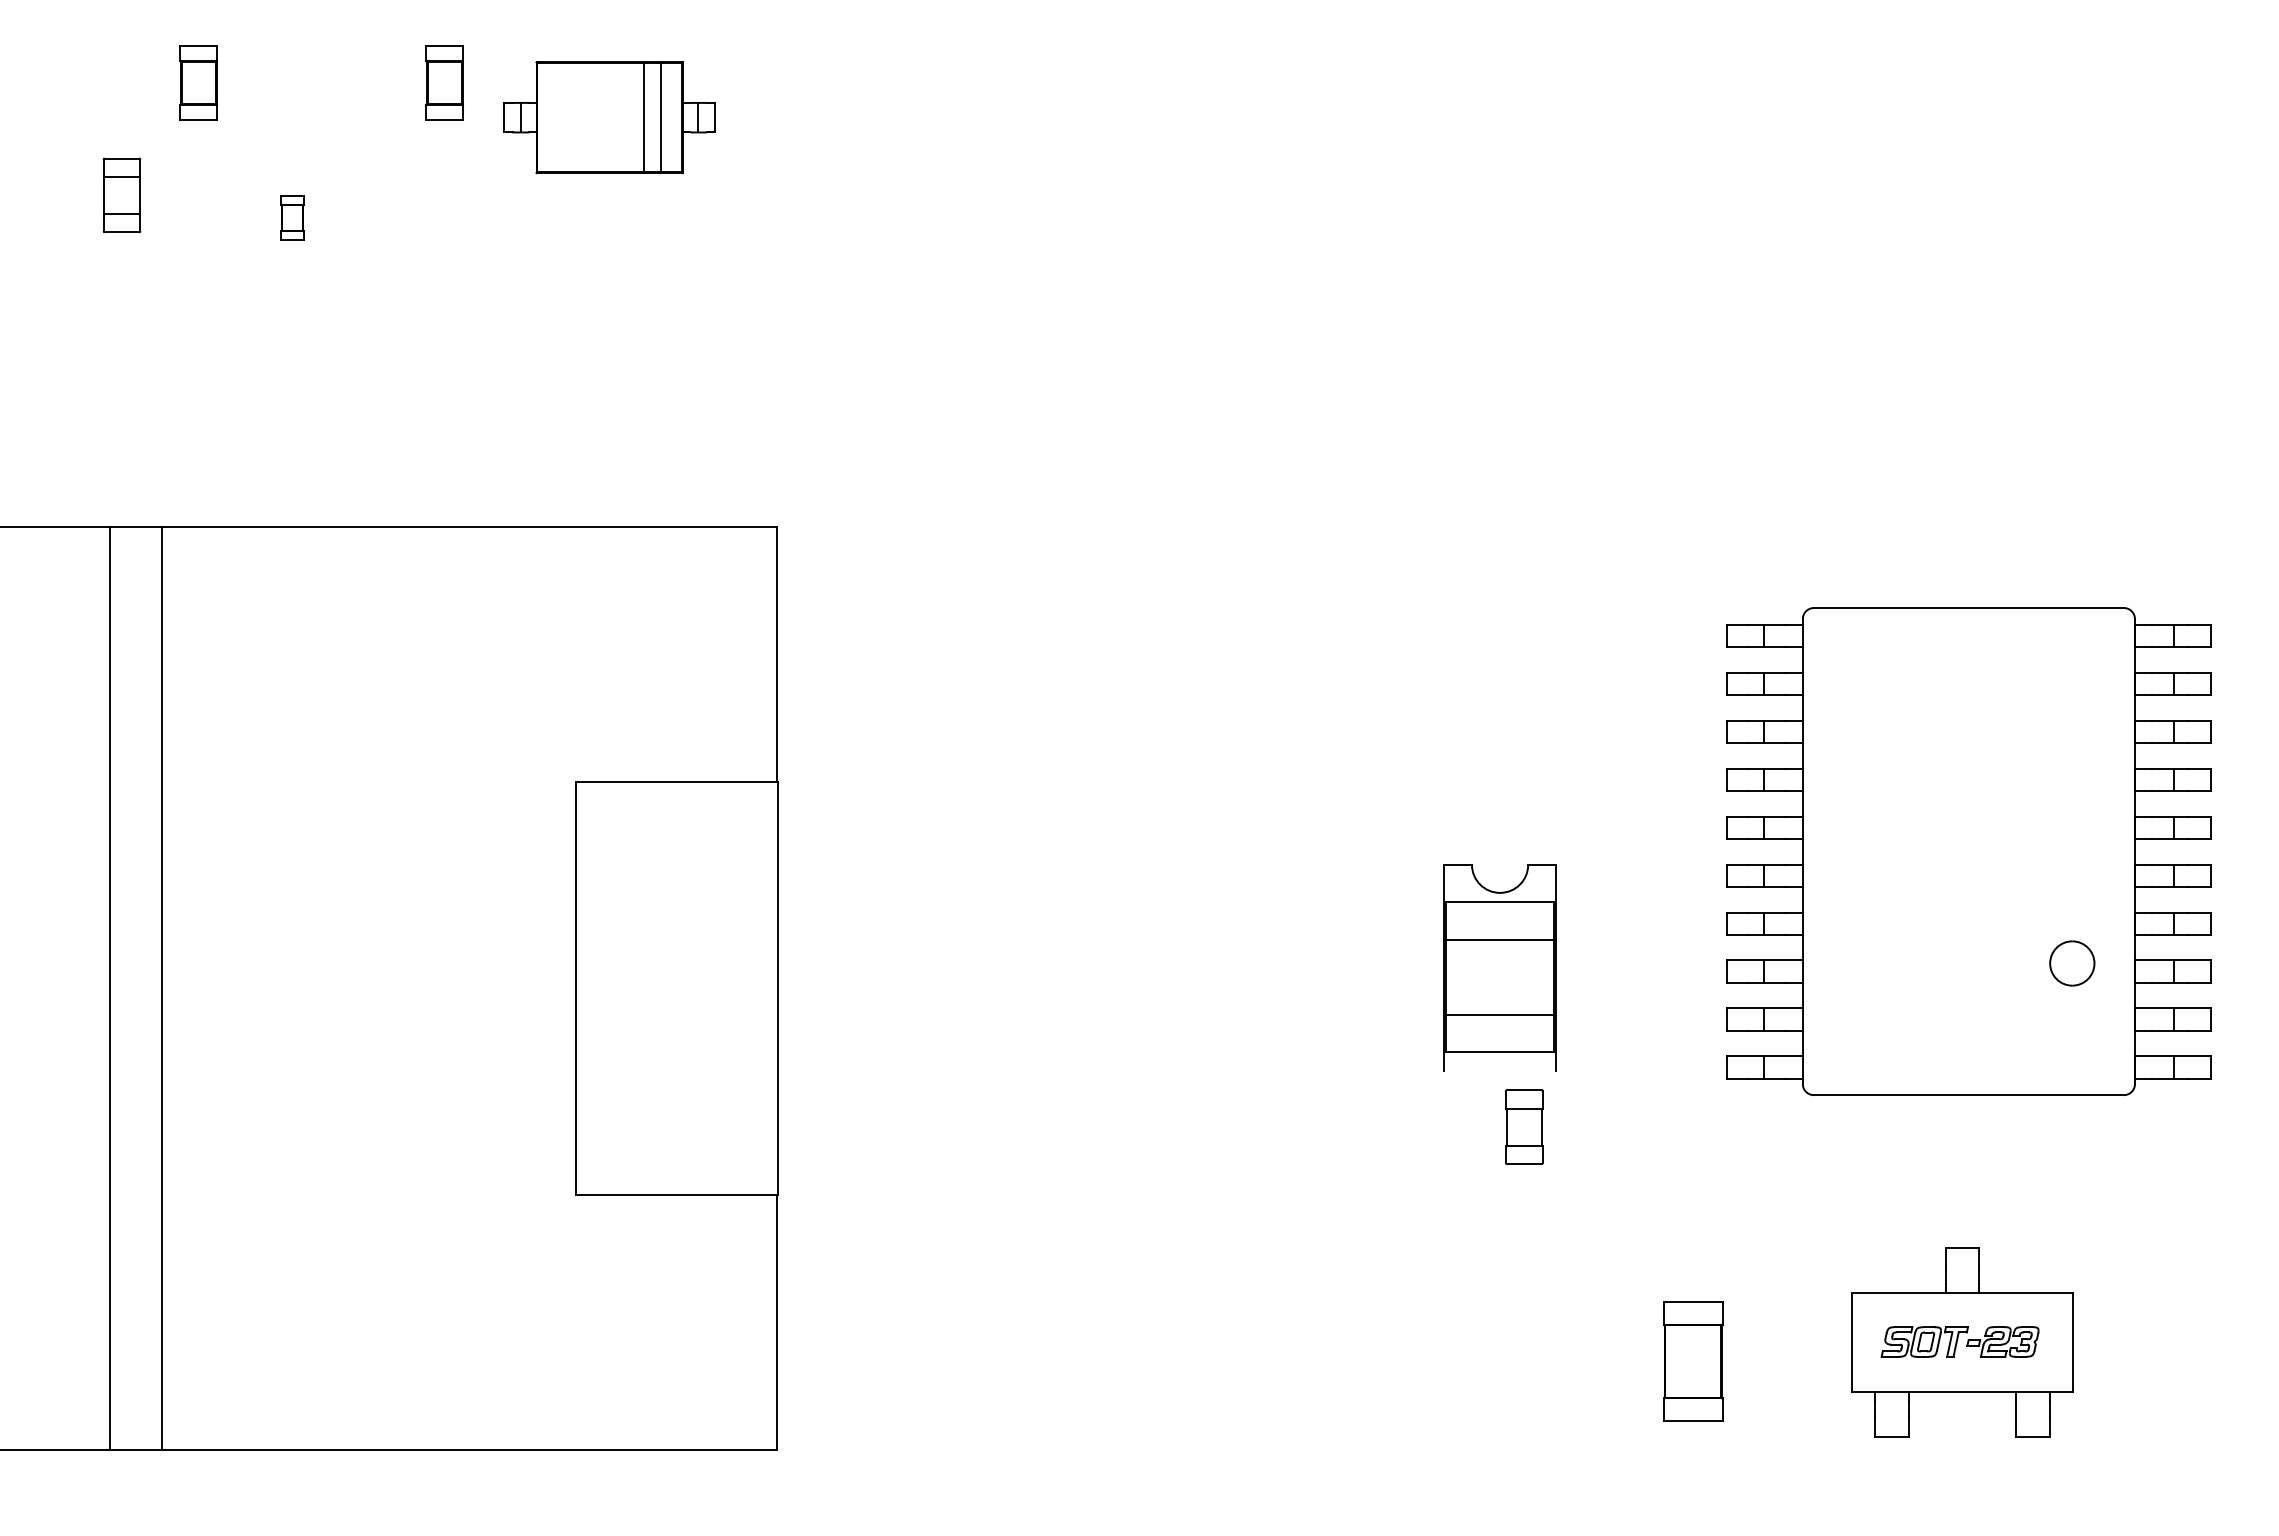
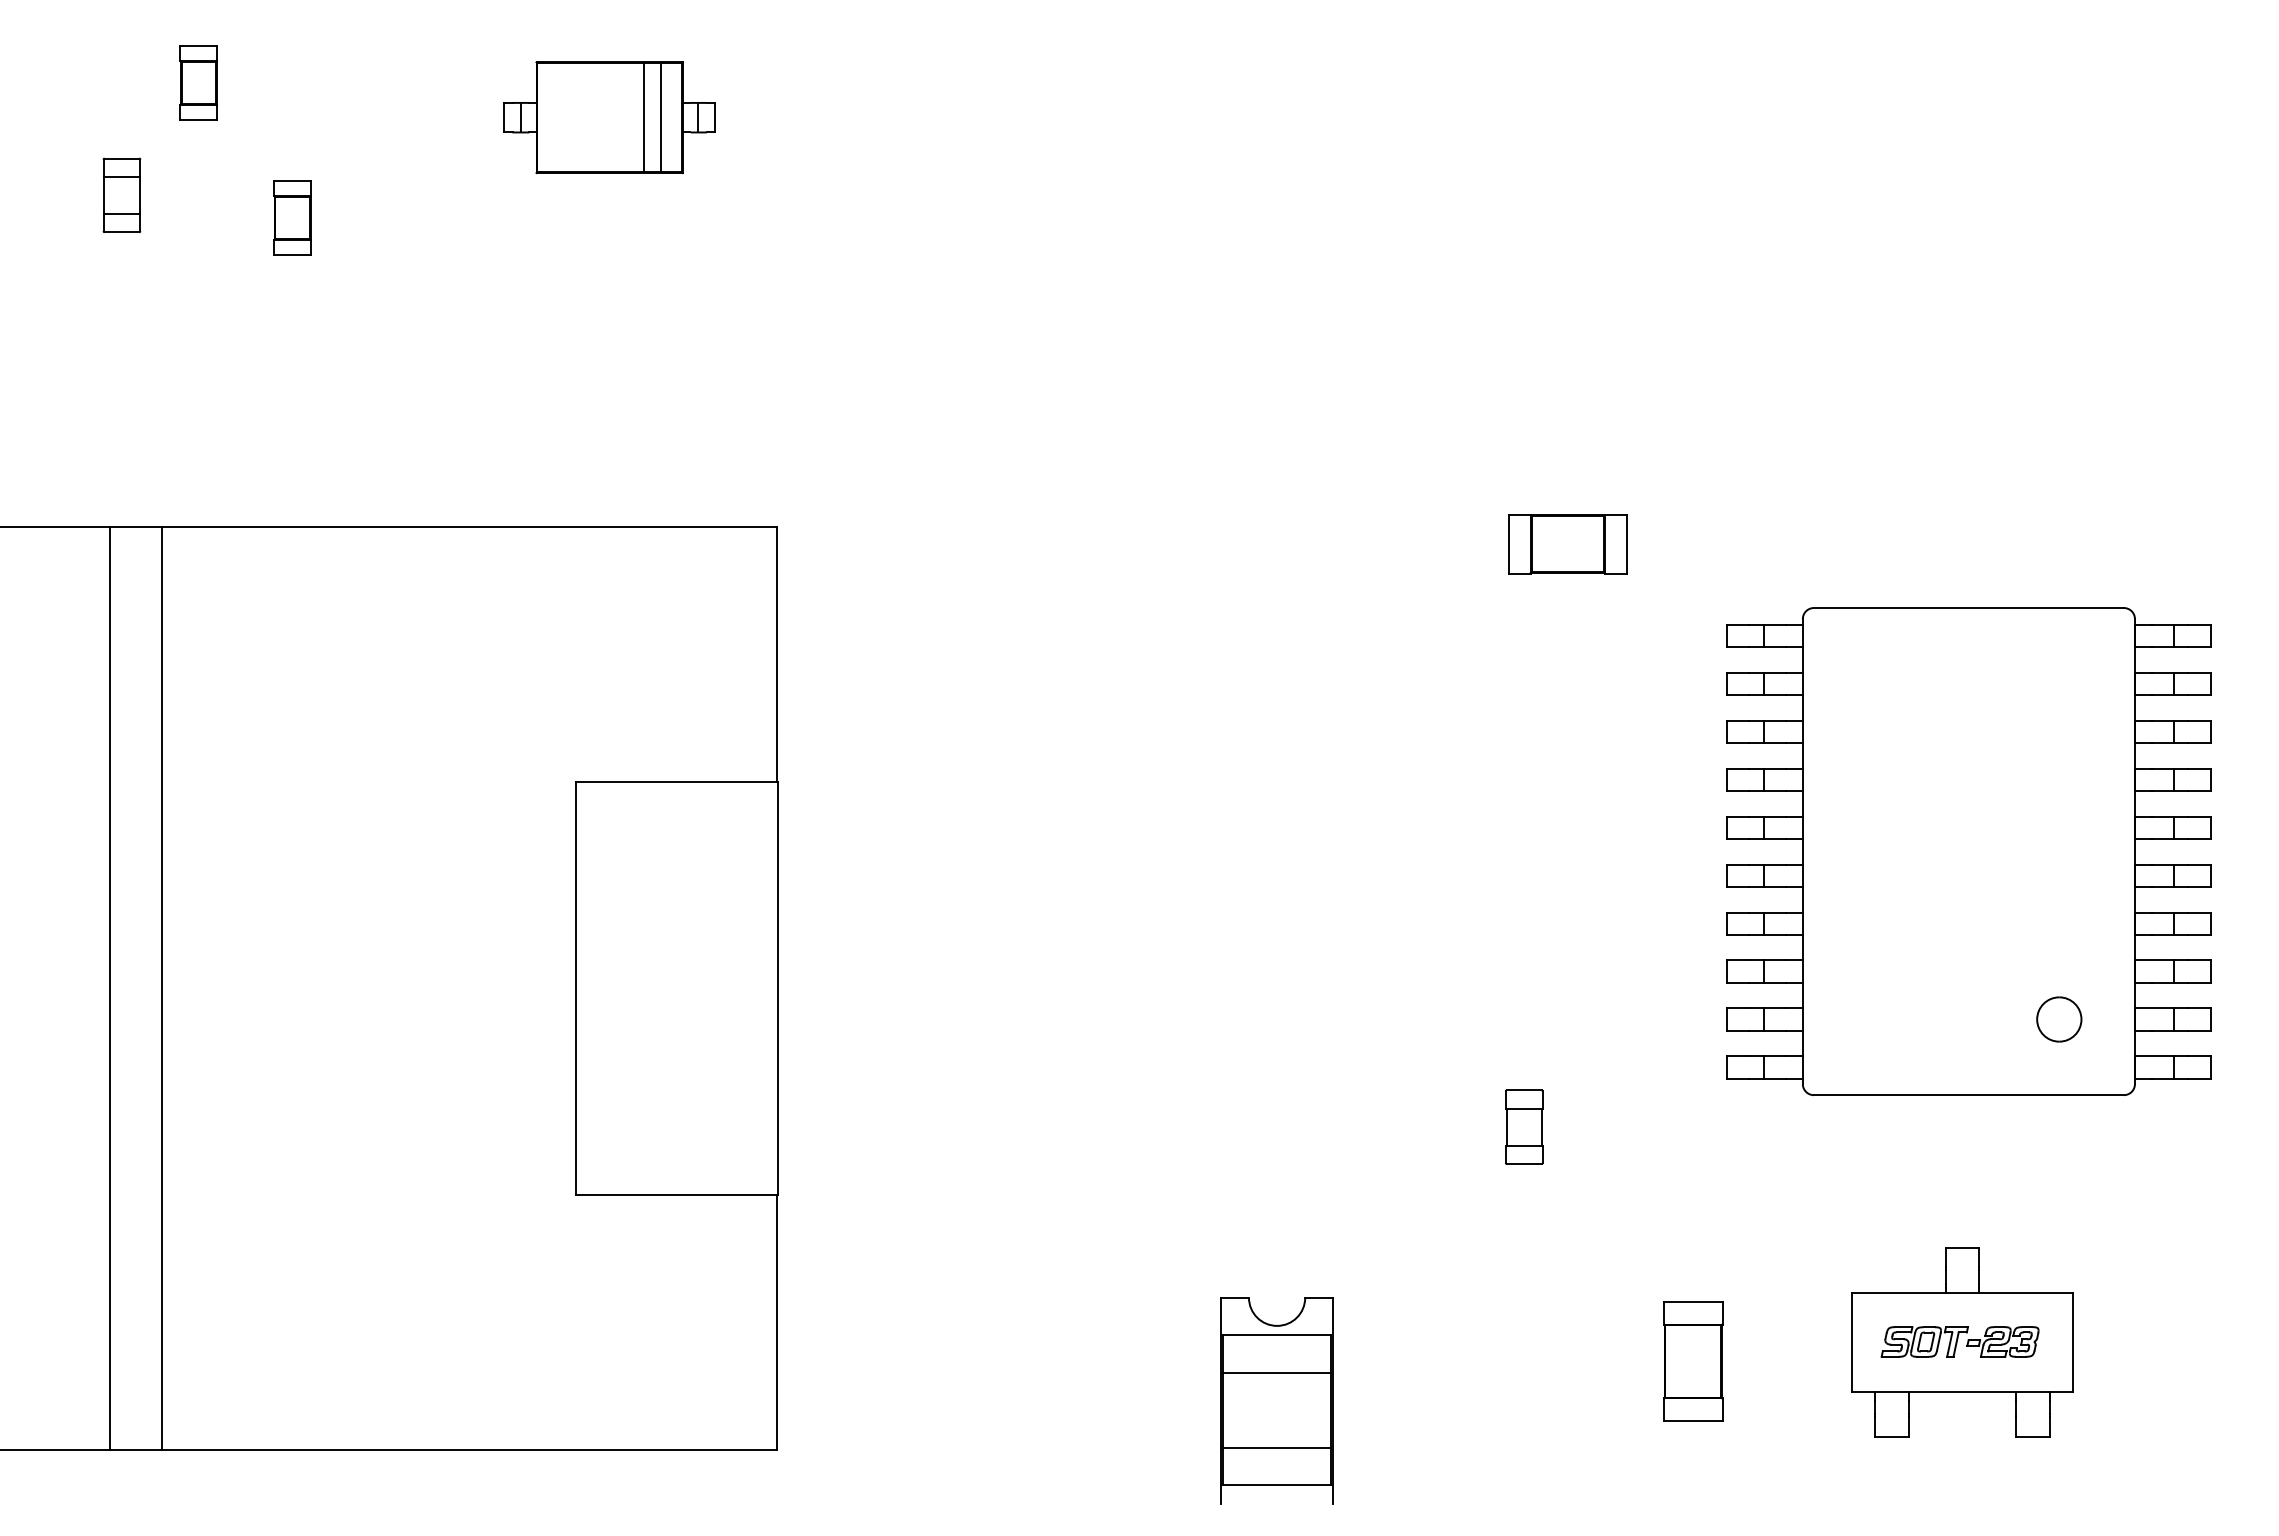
part: present -> none (444, 82)
part size: 25x46 px -> 39x76 px (292, 217)
part: none -> present (1567, 544)
part position: (2072, 963) -> (2059, 1019) (2059, 1019)
part position: (1499, 967) -> (1276, 1400) (1276, 1400)
